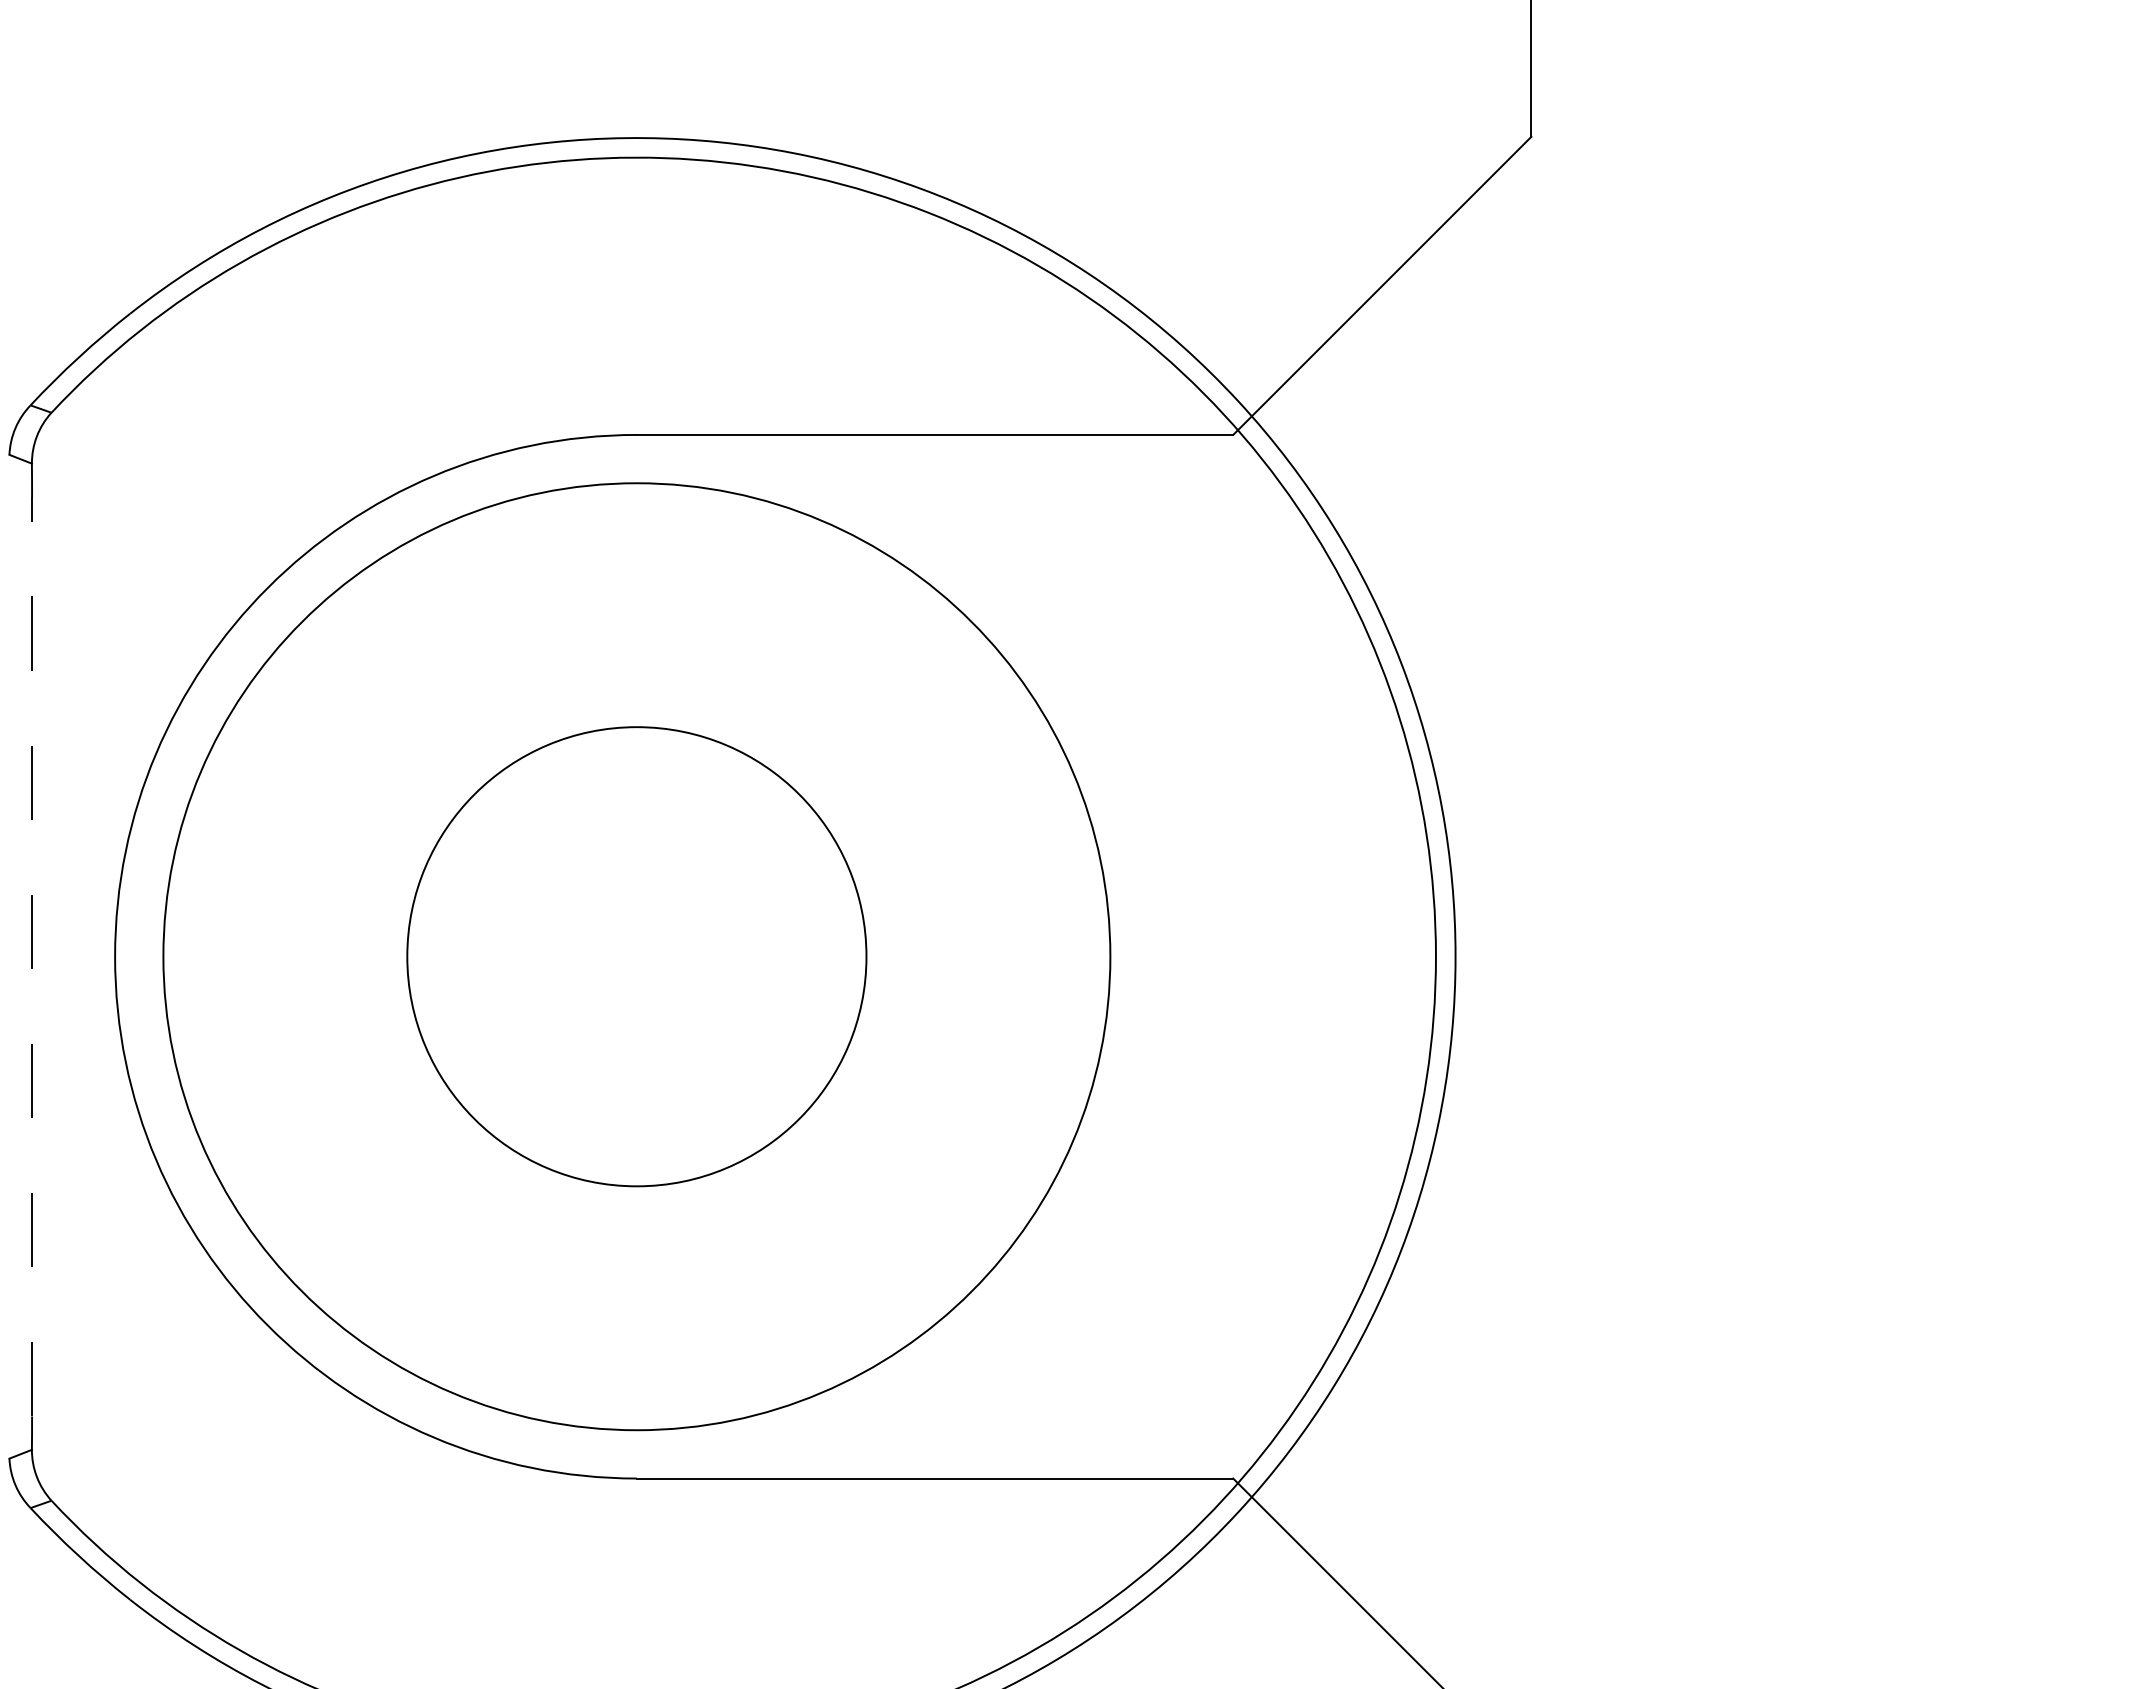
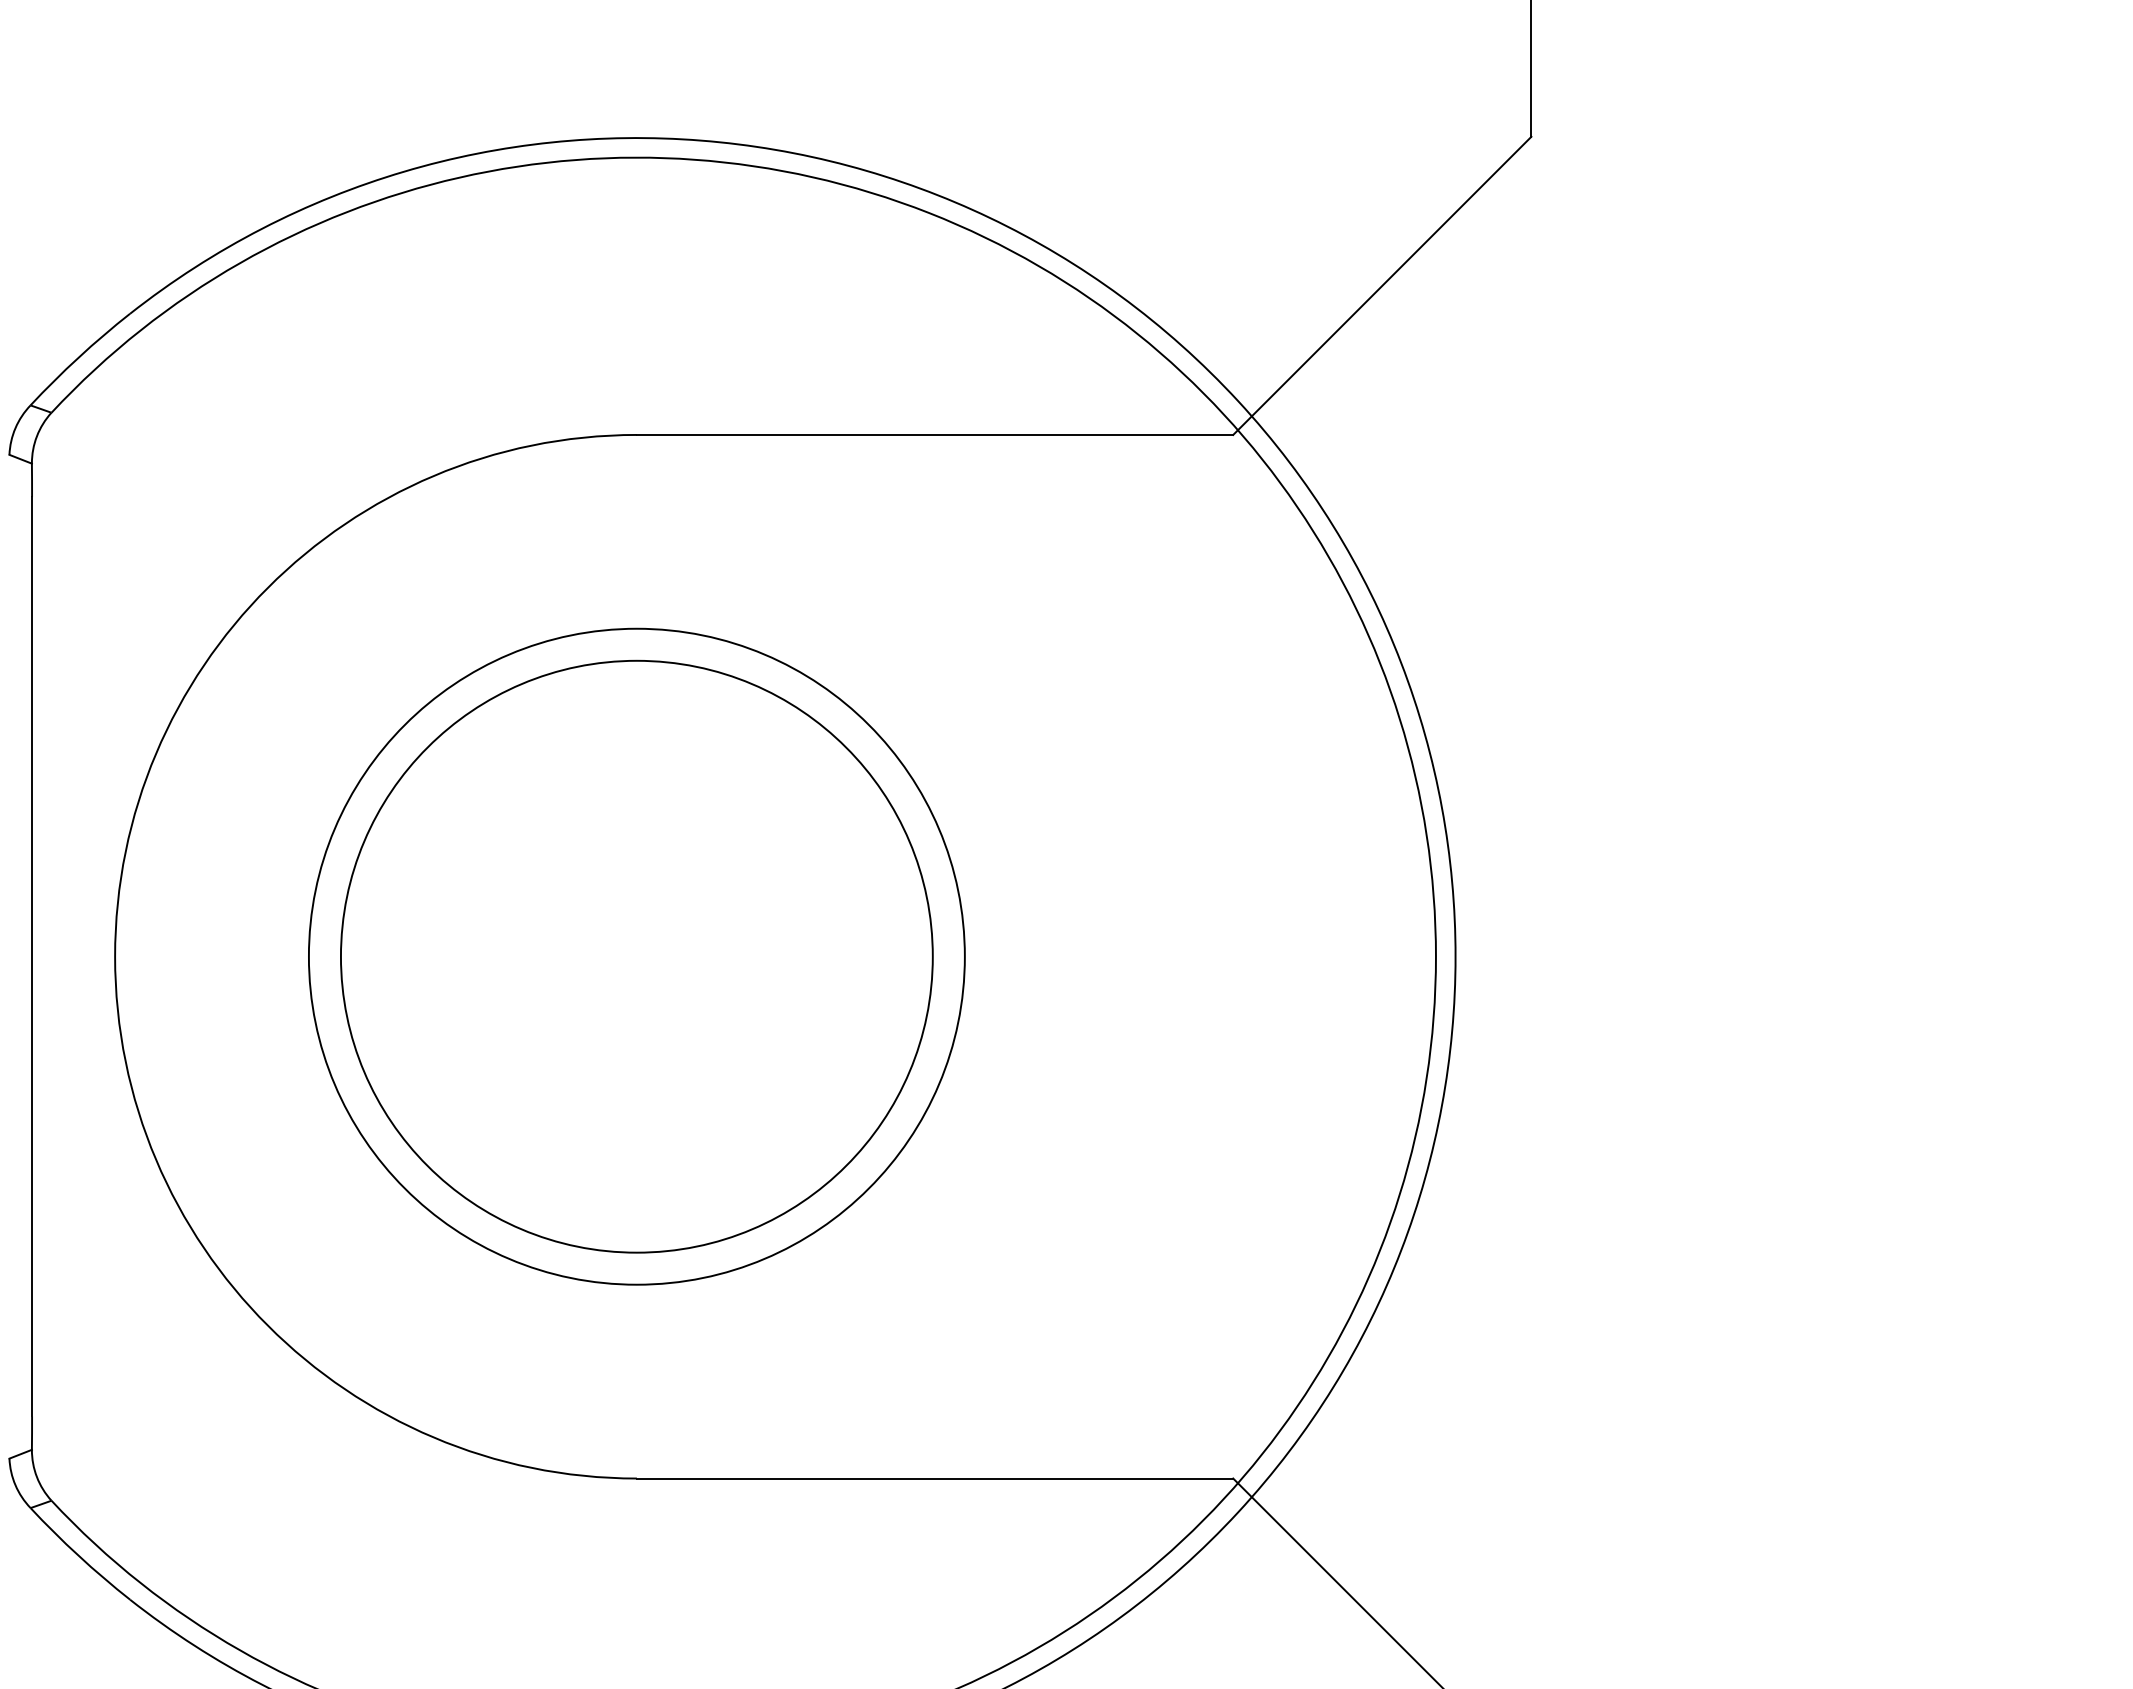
line: dashed -> solid (32, 956)
circle diameter: 459 px -> 656 px (636, 956)
circle diameter: 947 px -> 592 px (636, 956)
